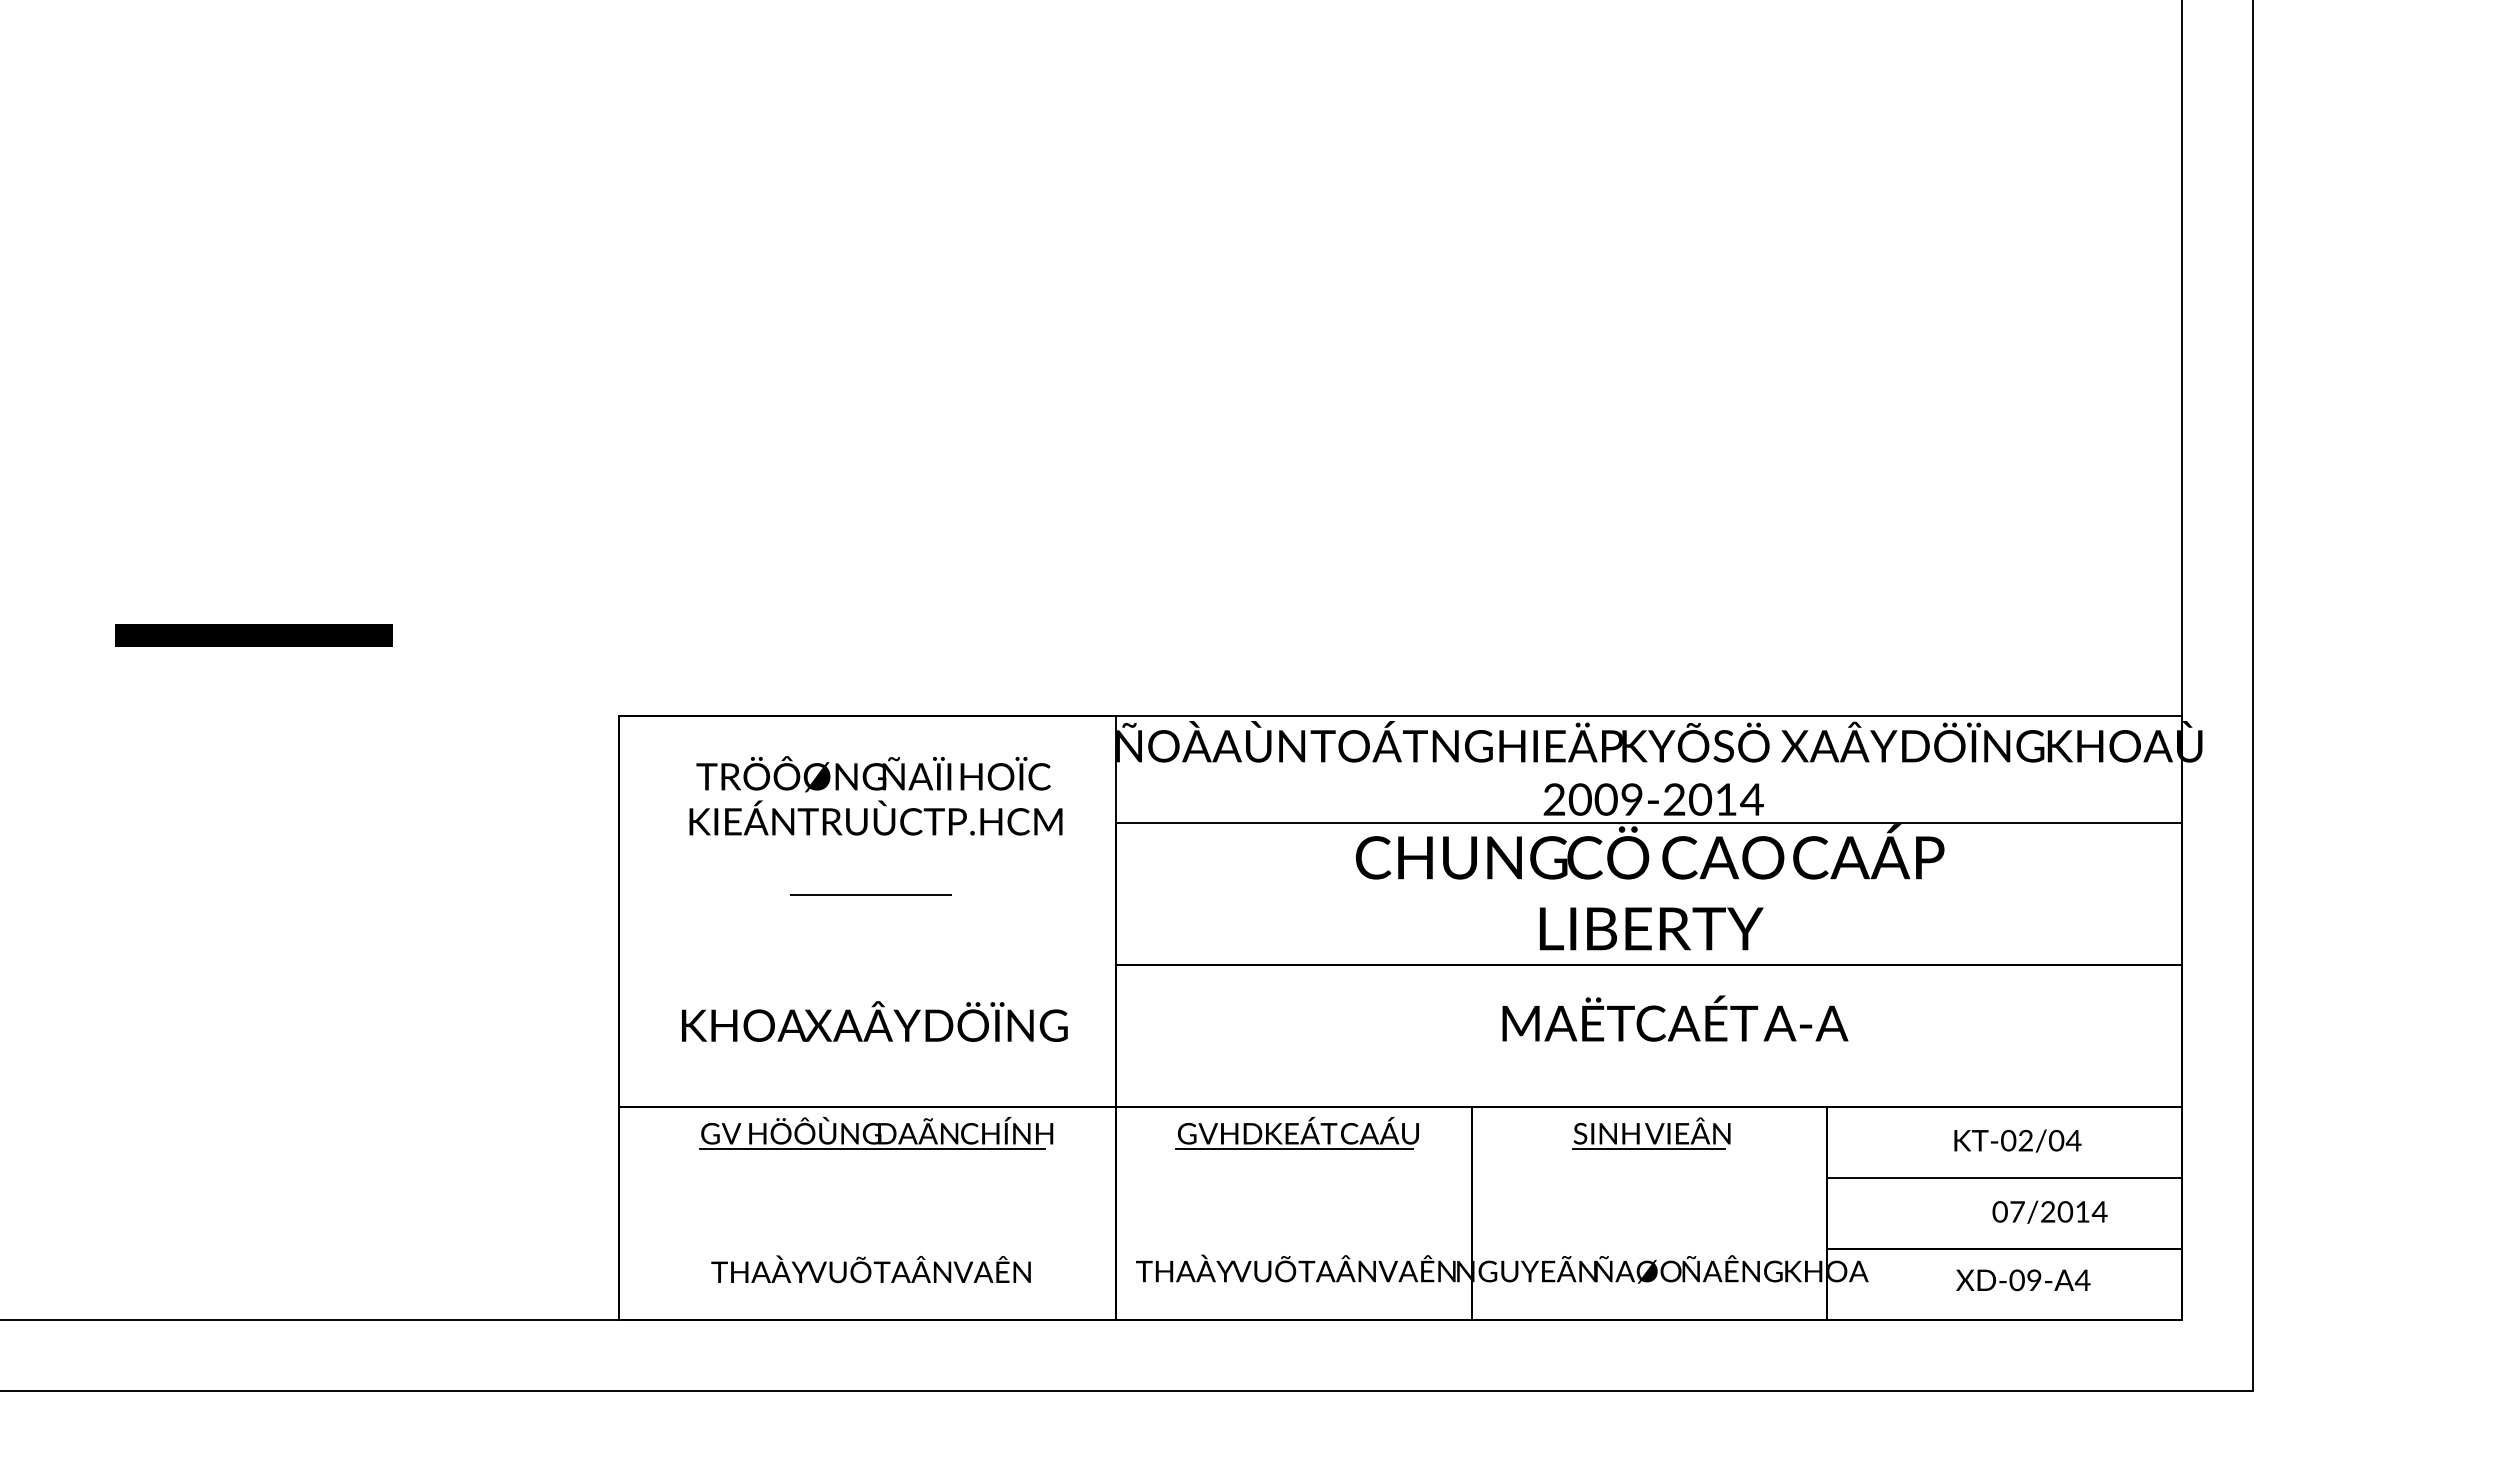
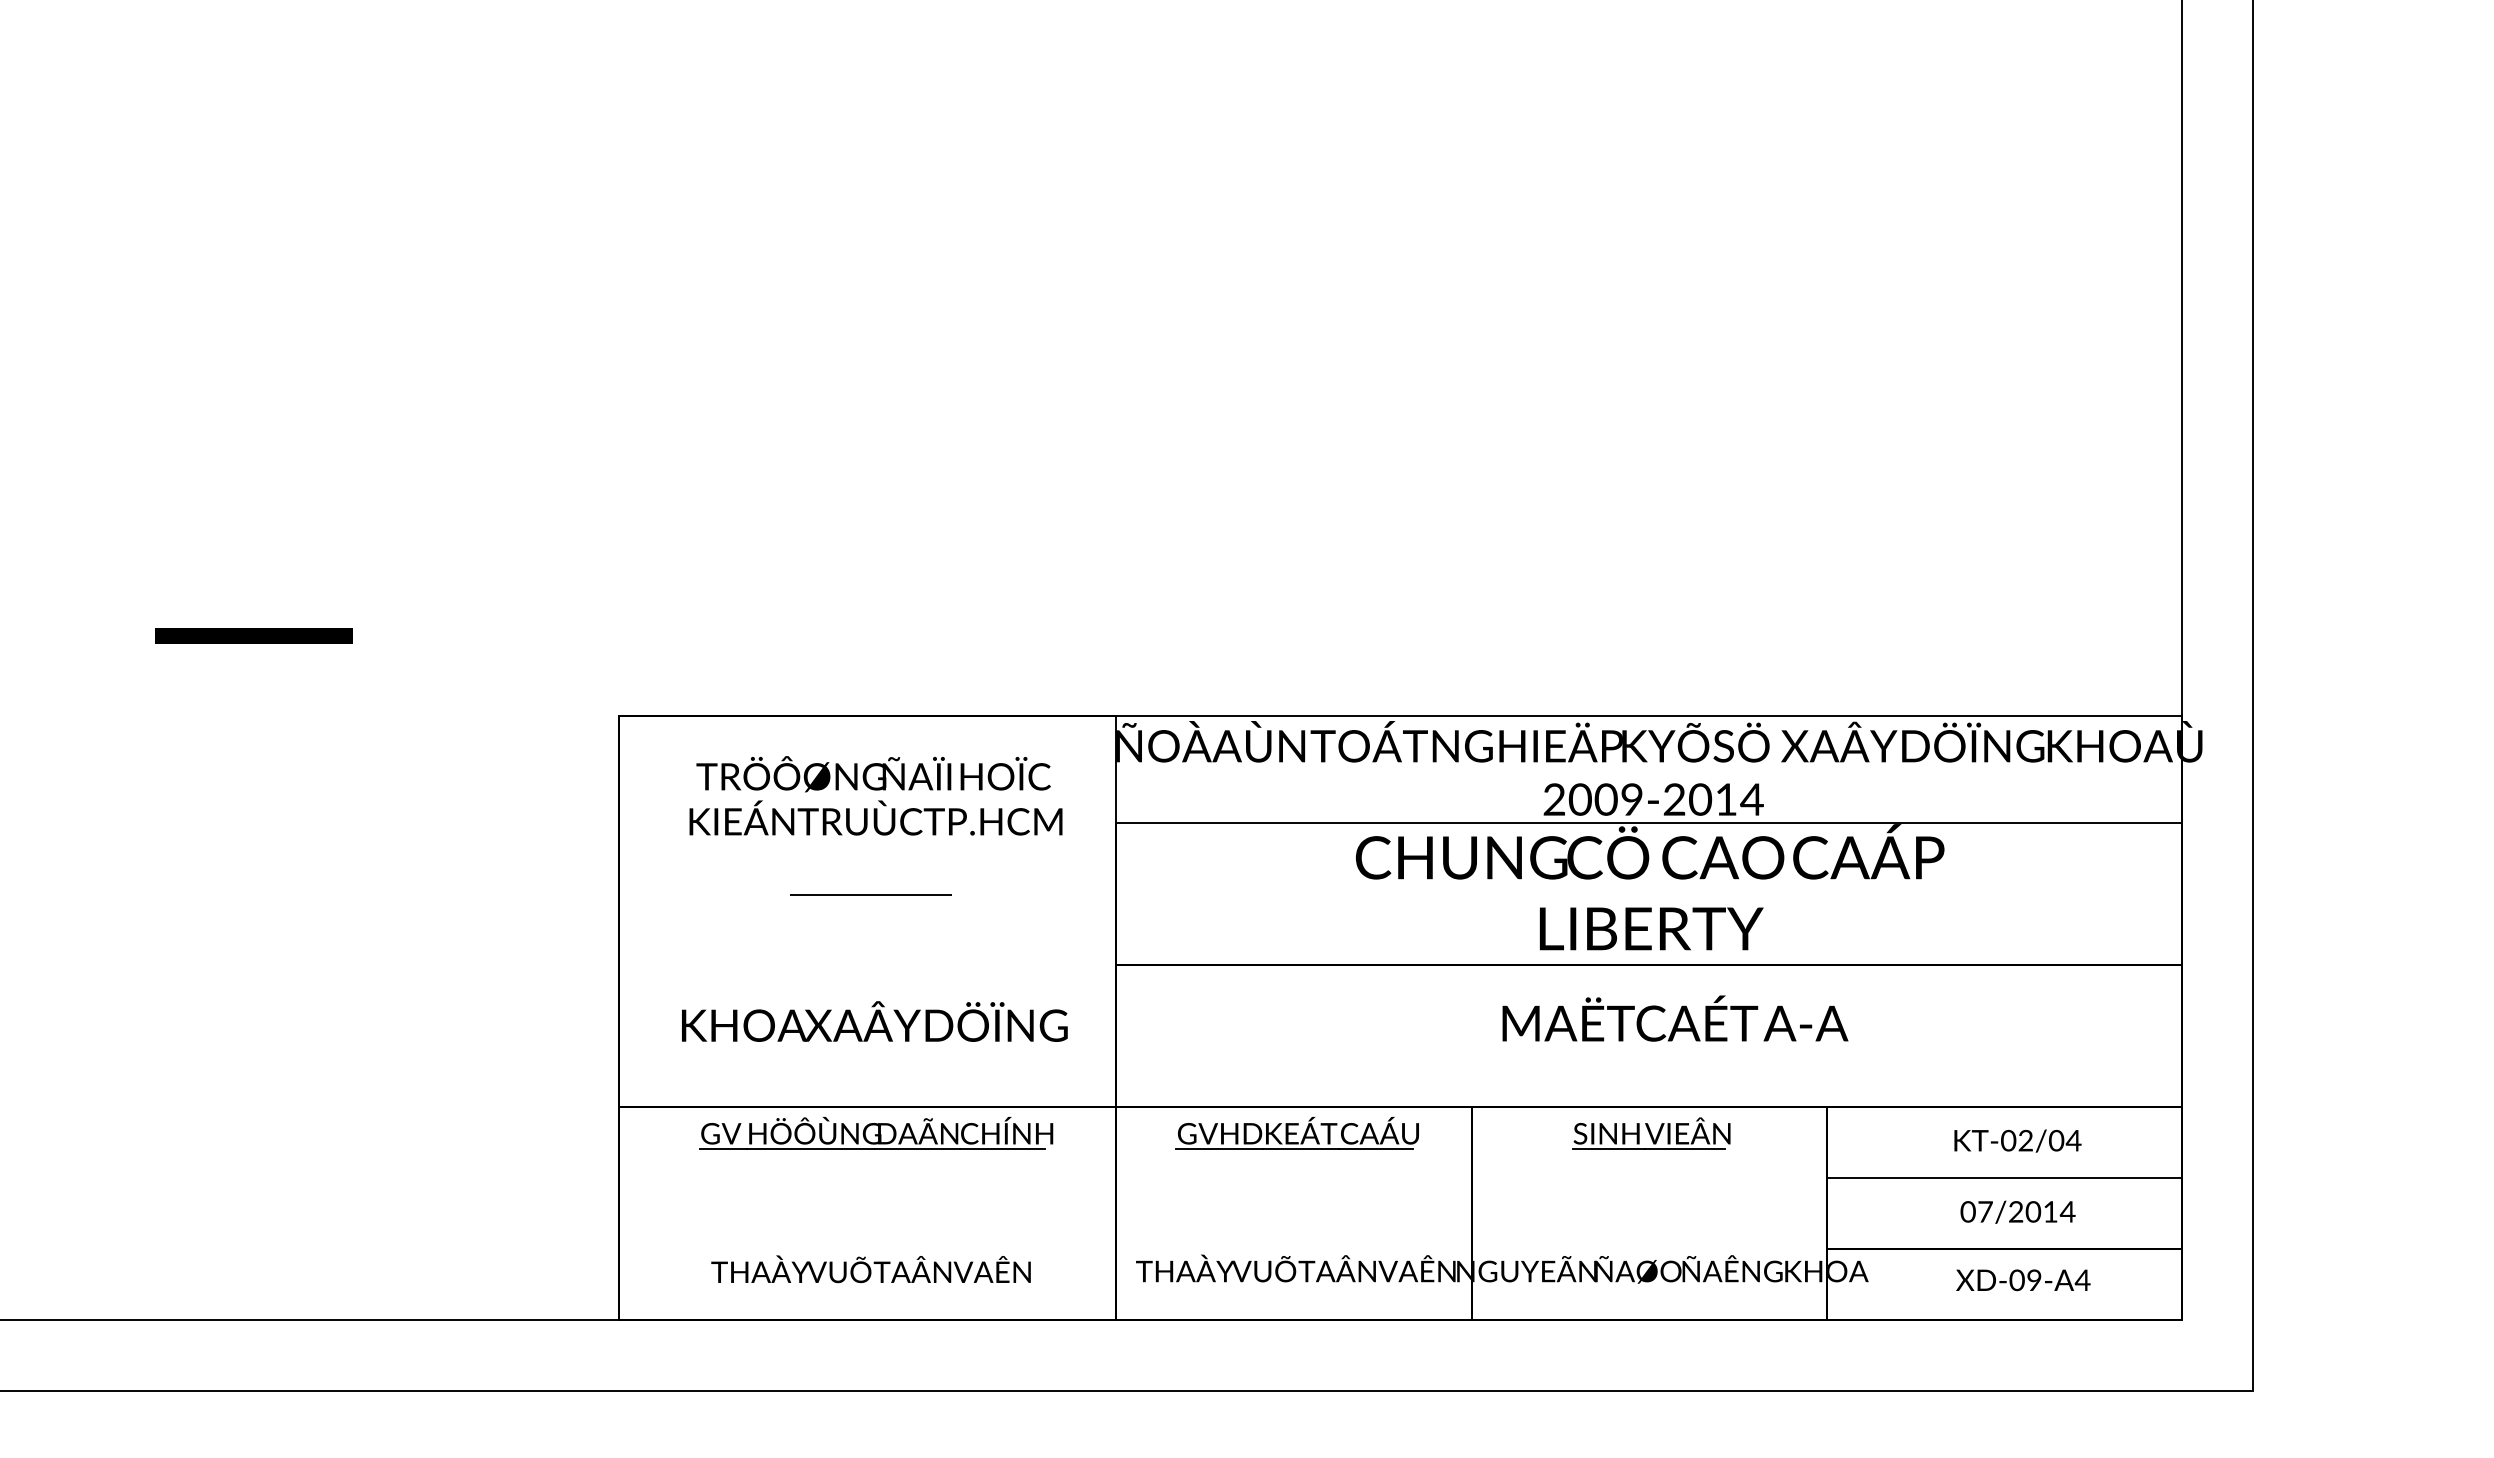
part size: 278x23 px -> 198x16 px (253, 635)
text position: (2049, 1211) -> (2017, 1211) (2017, 1211)
